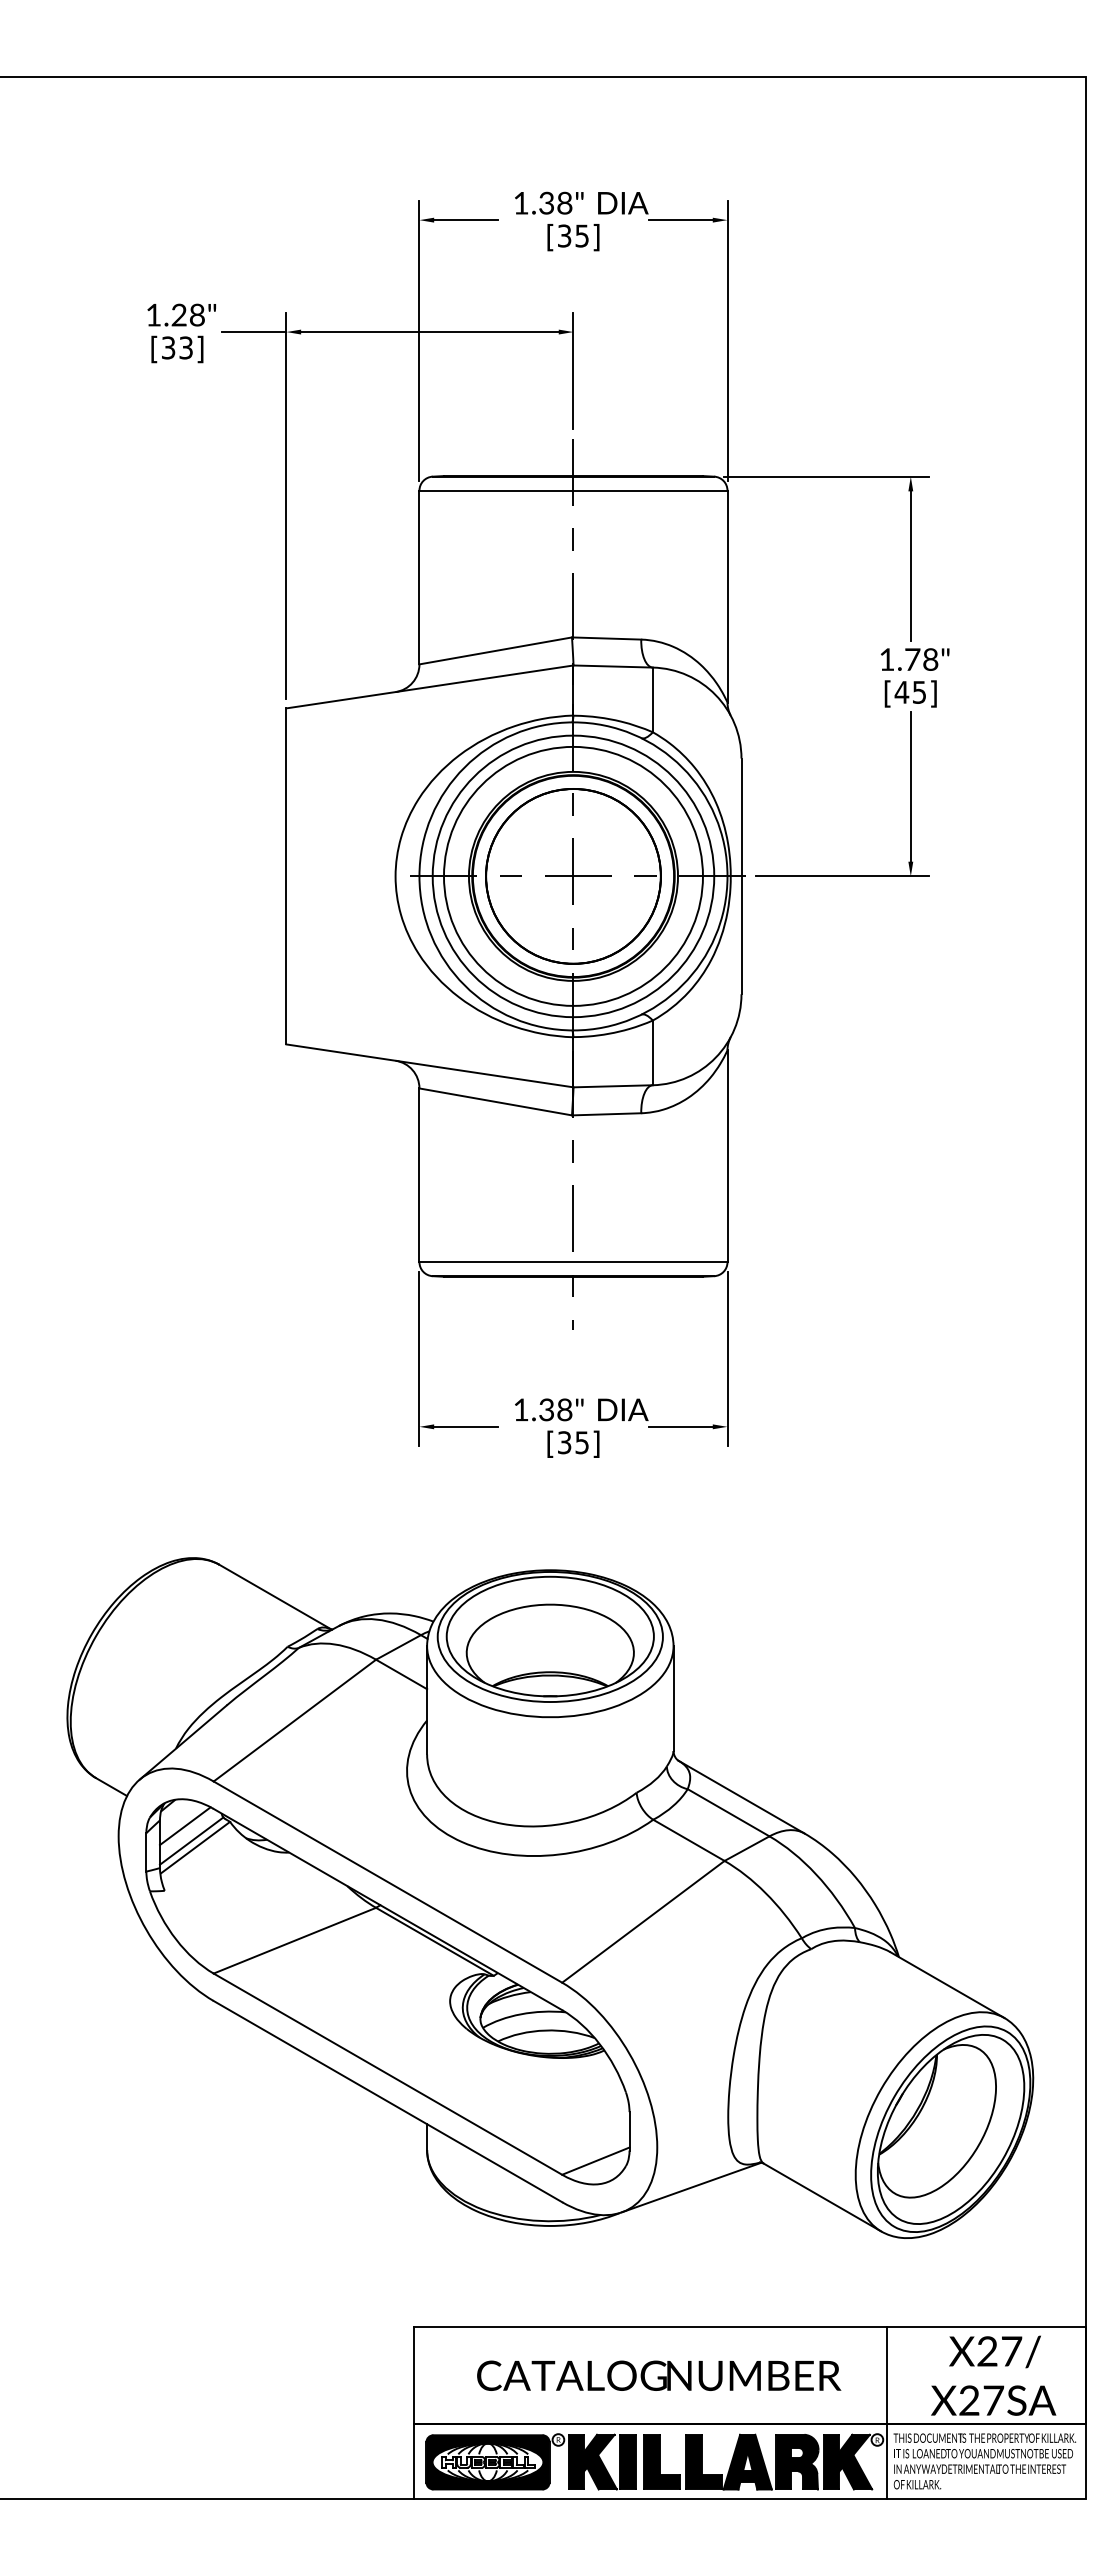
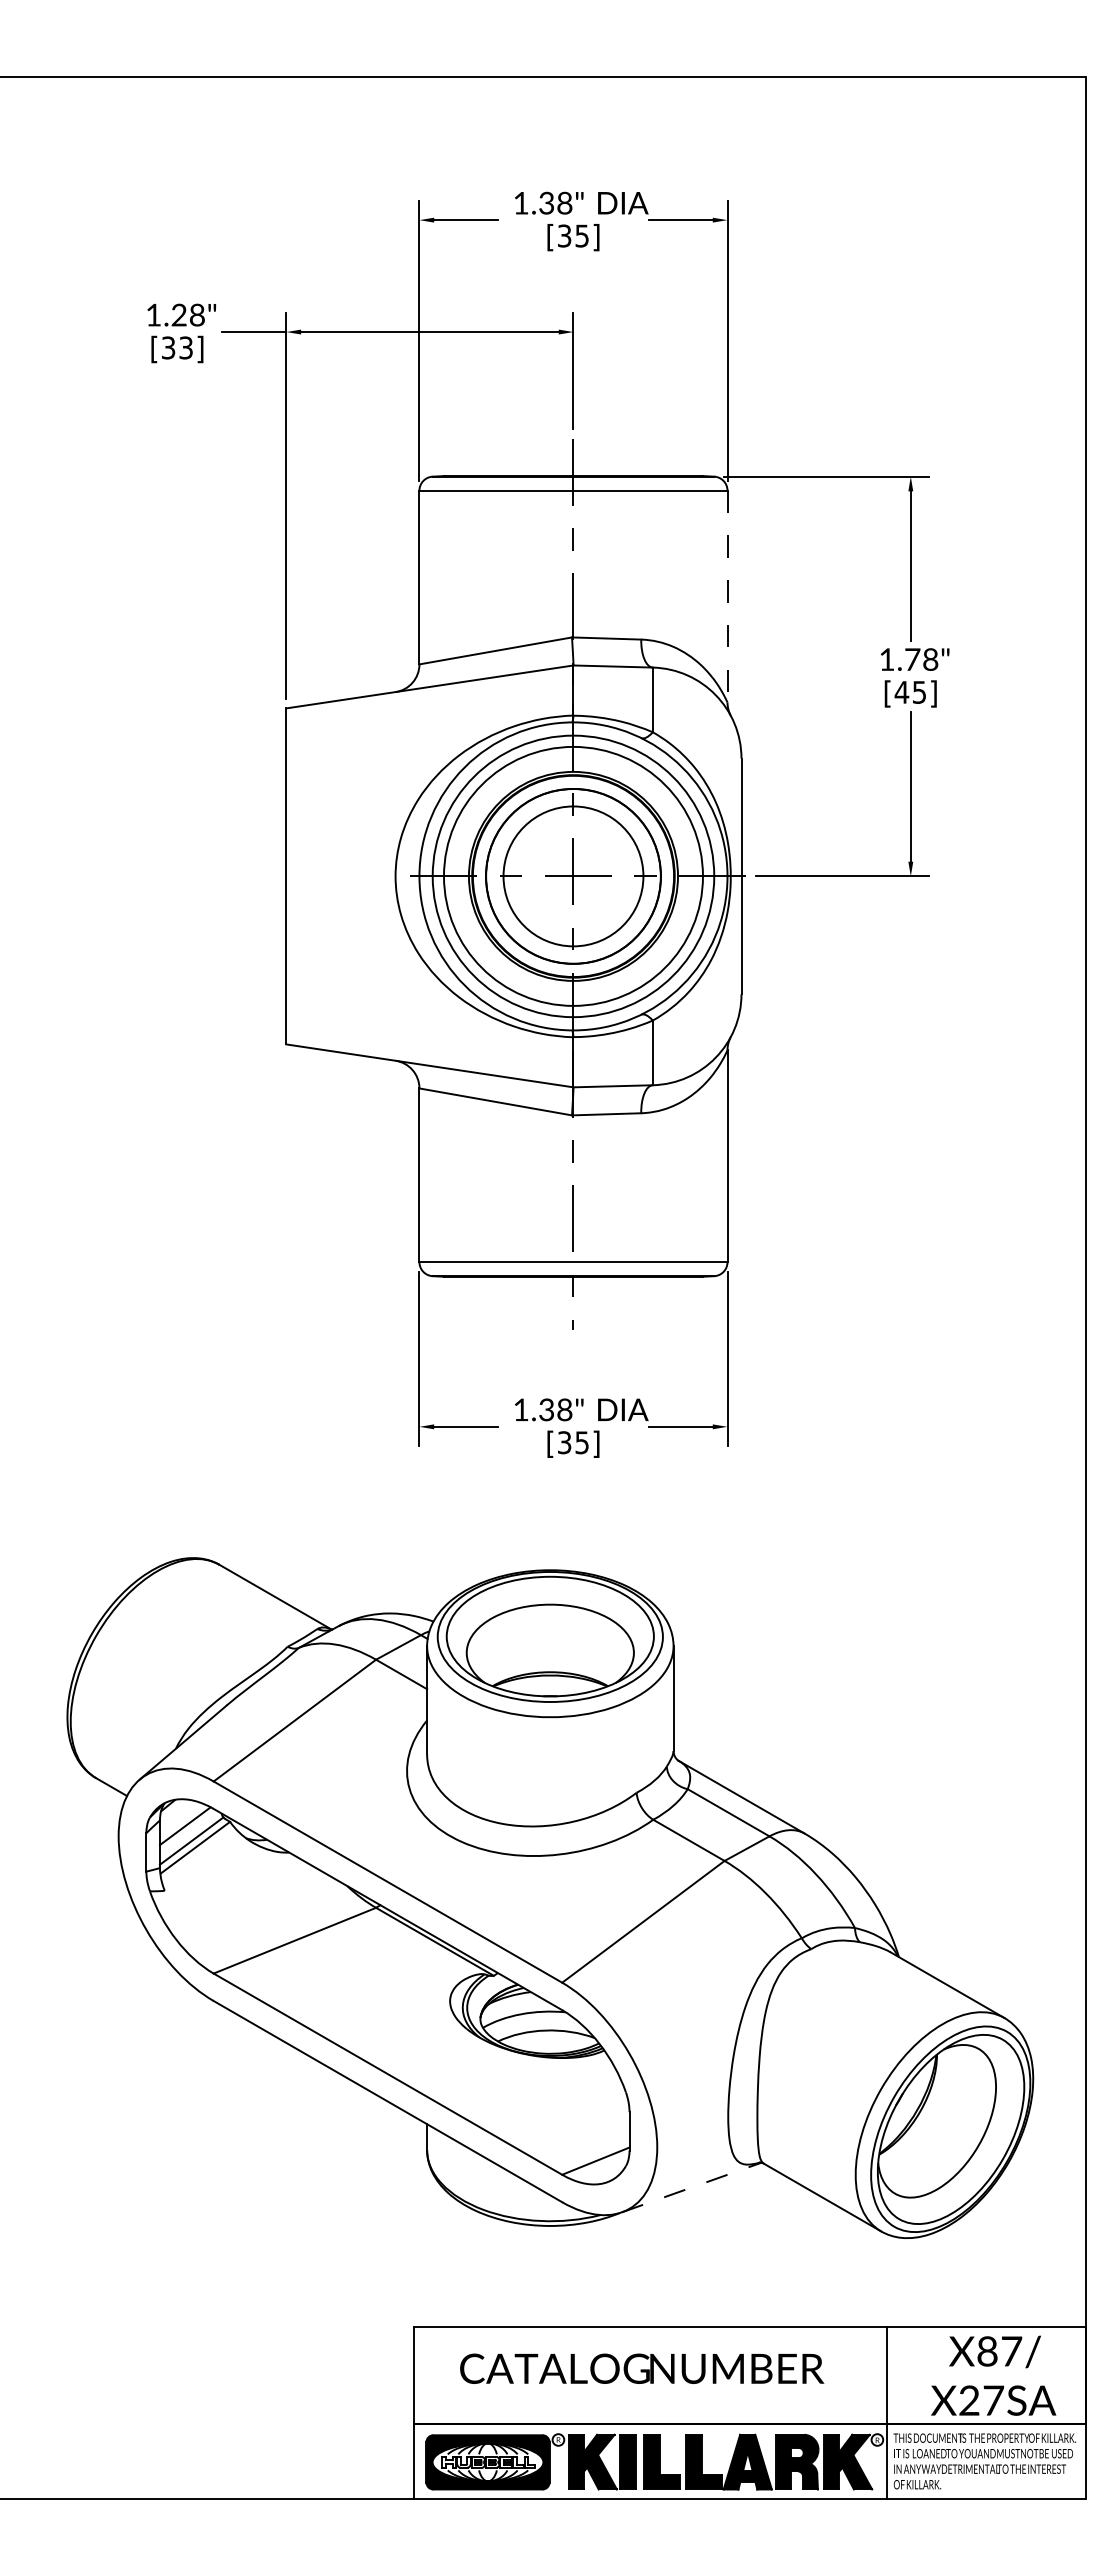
line: solid -> dashed (727, 596)
circle diameter: 175 px -> 140 px (573, 876)
line: solid -> dashed (692, 2187)
text: X27/ -> X87/ (987, 2351)
text position: (659, 2375) -> (642, 2368) (642, 2368)
